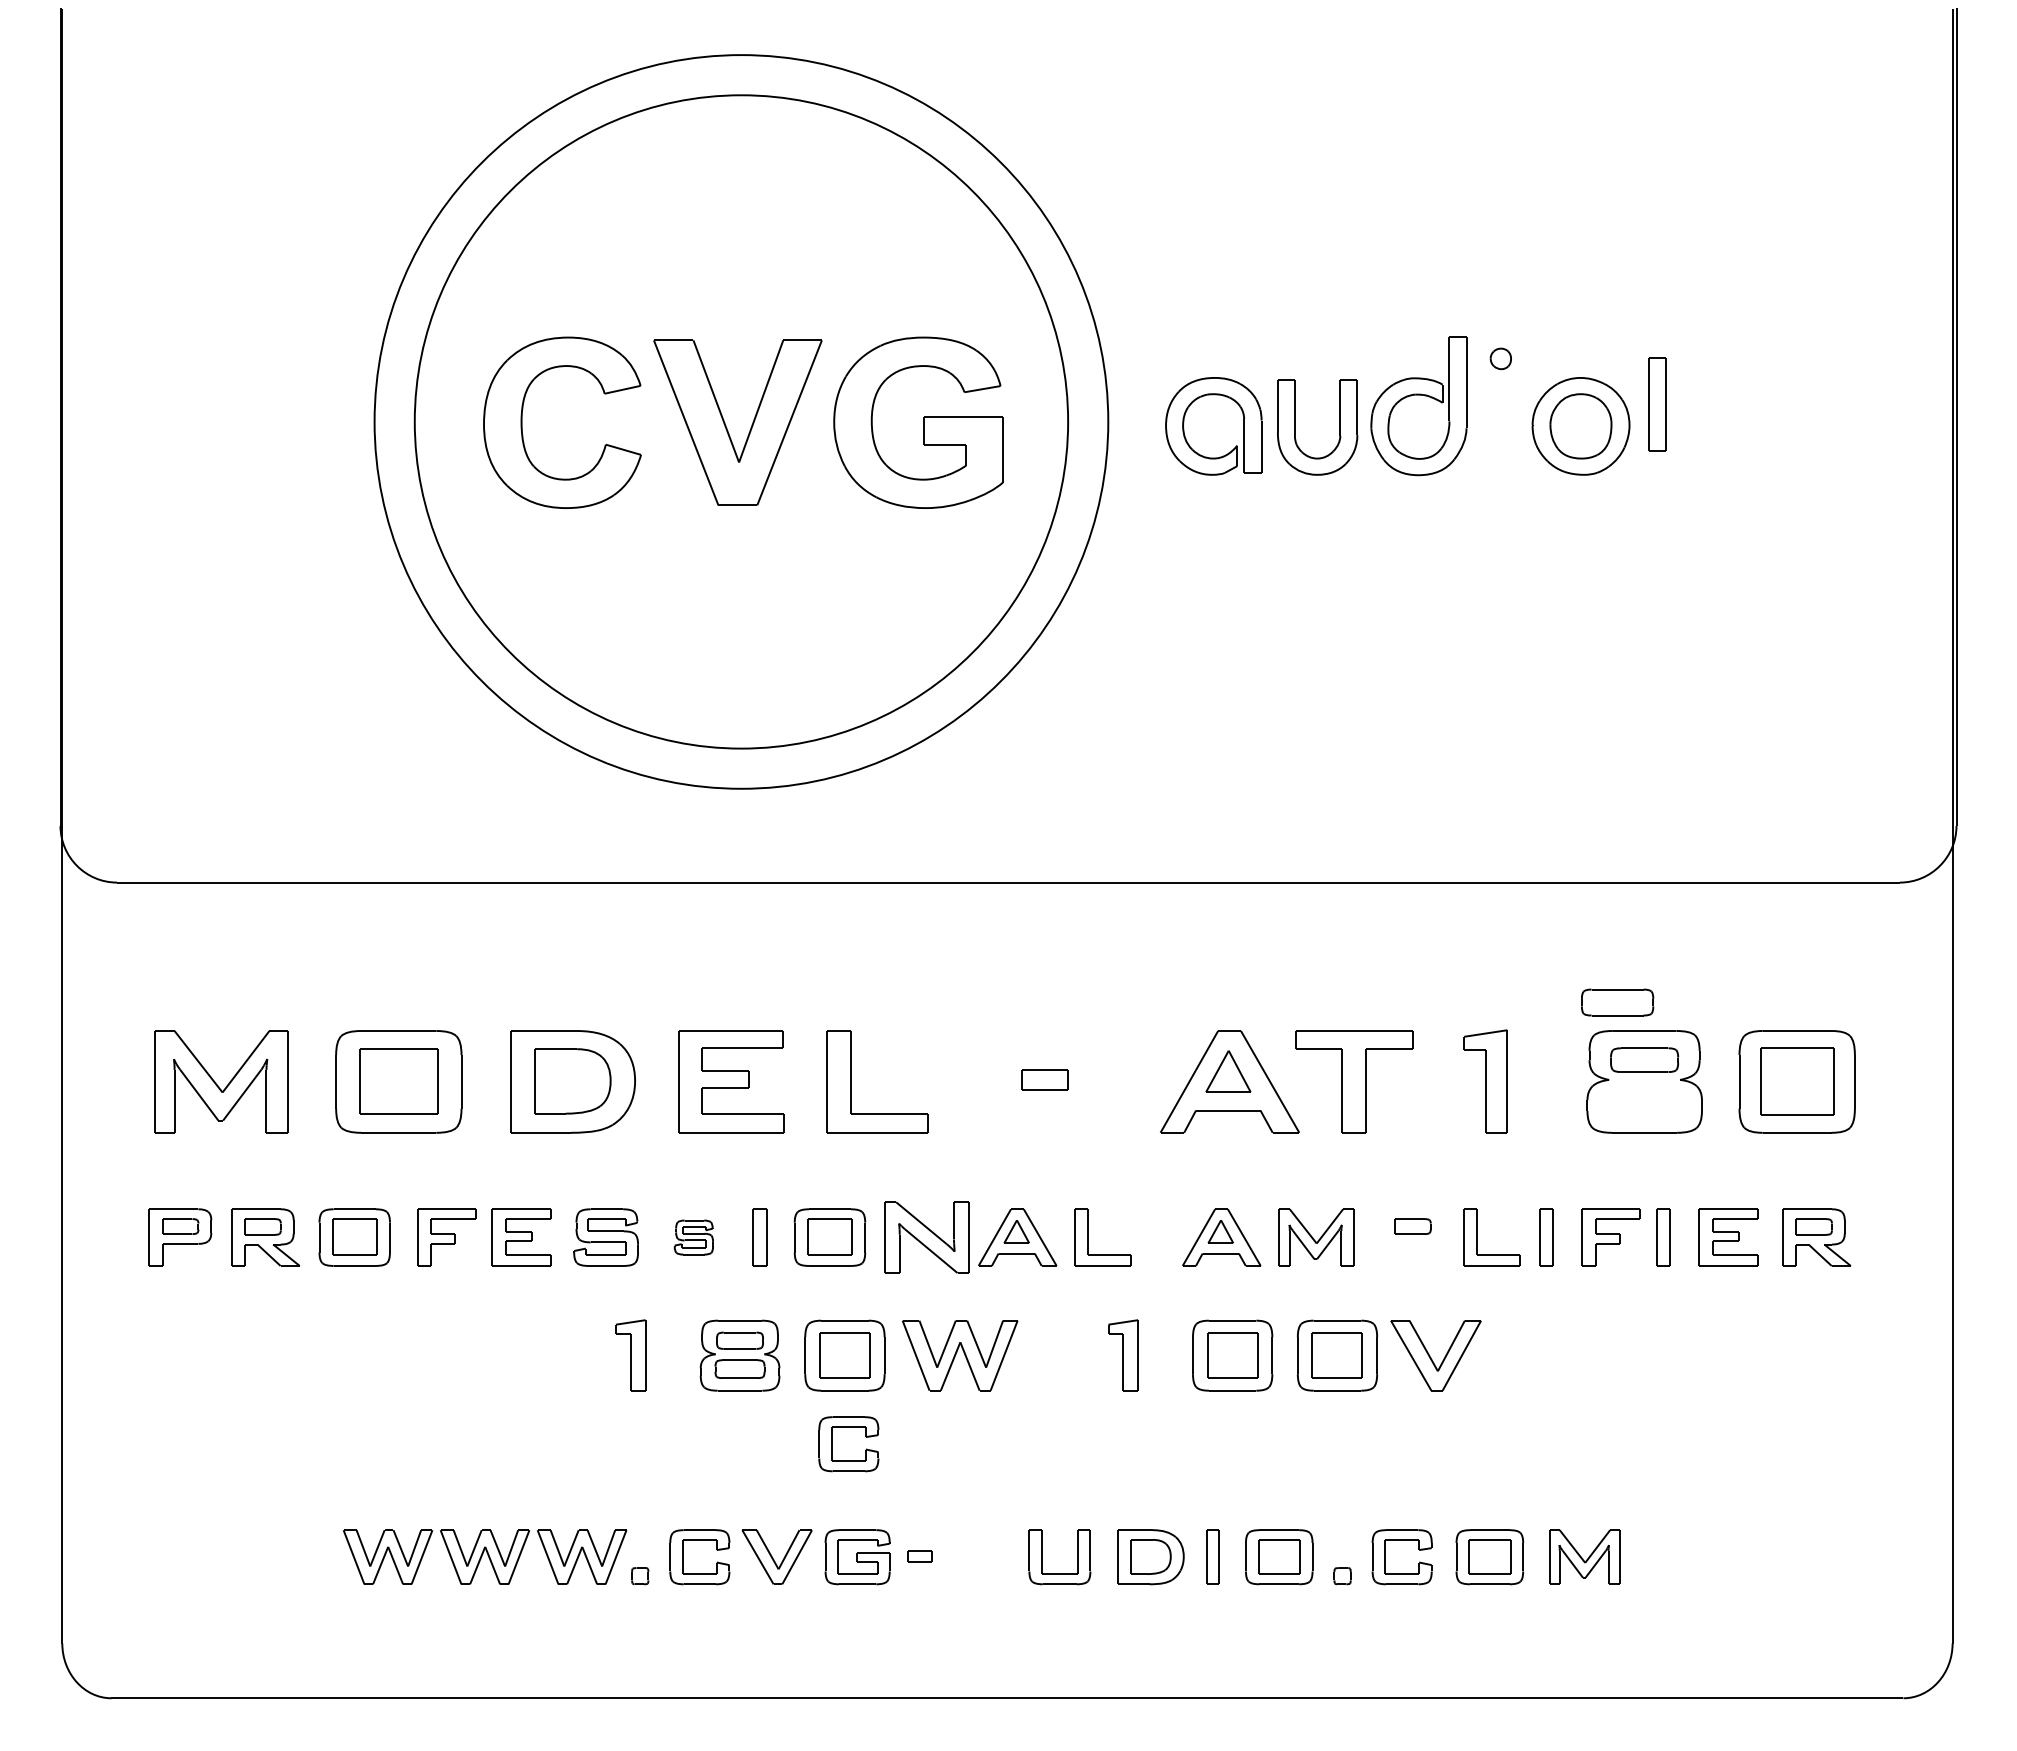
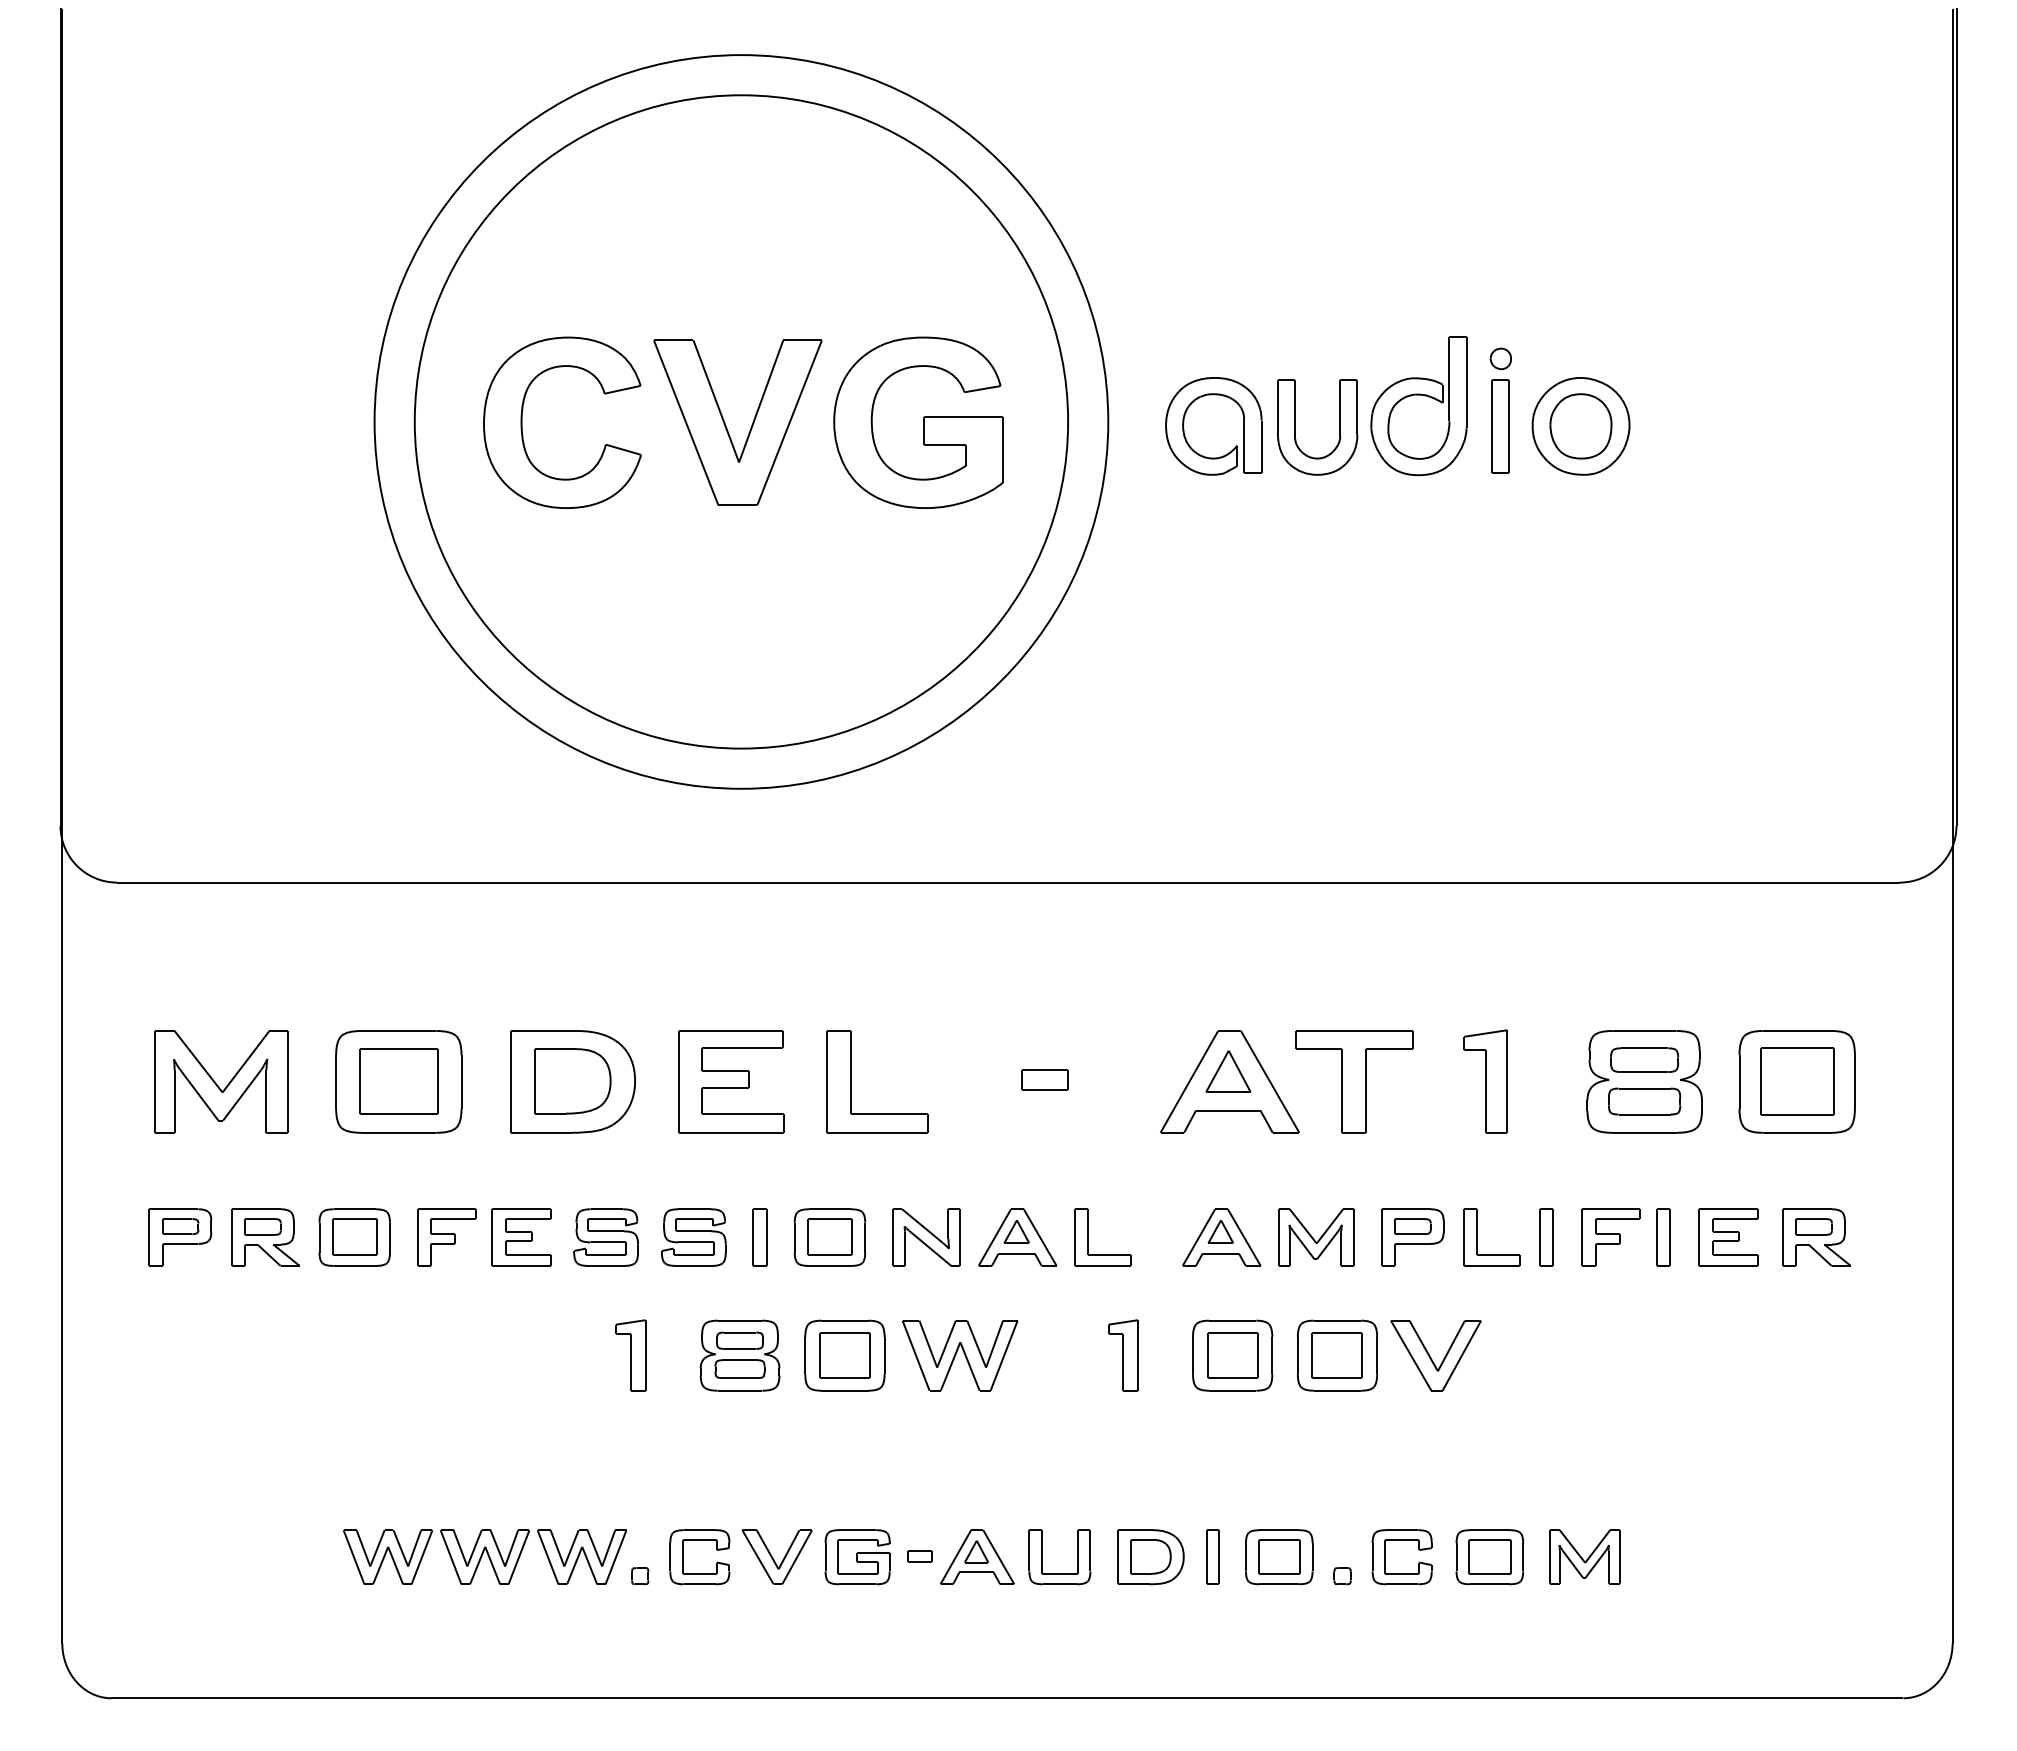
part position: (1657, 404) -> (1500, 426) (1500, 426)
part position: (1617, 1002) -> (1644, 1101) (1644, 1101)
part size: 41x37 px -> 66x59 px (693, 1237)
part size: 86x73 px -> 69x59 px (926, 1237)
part: none -> present (1412, 1237)
part: present -> none (832, 1444)
part: none -> present (977, 1556)
